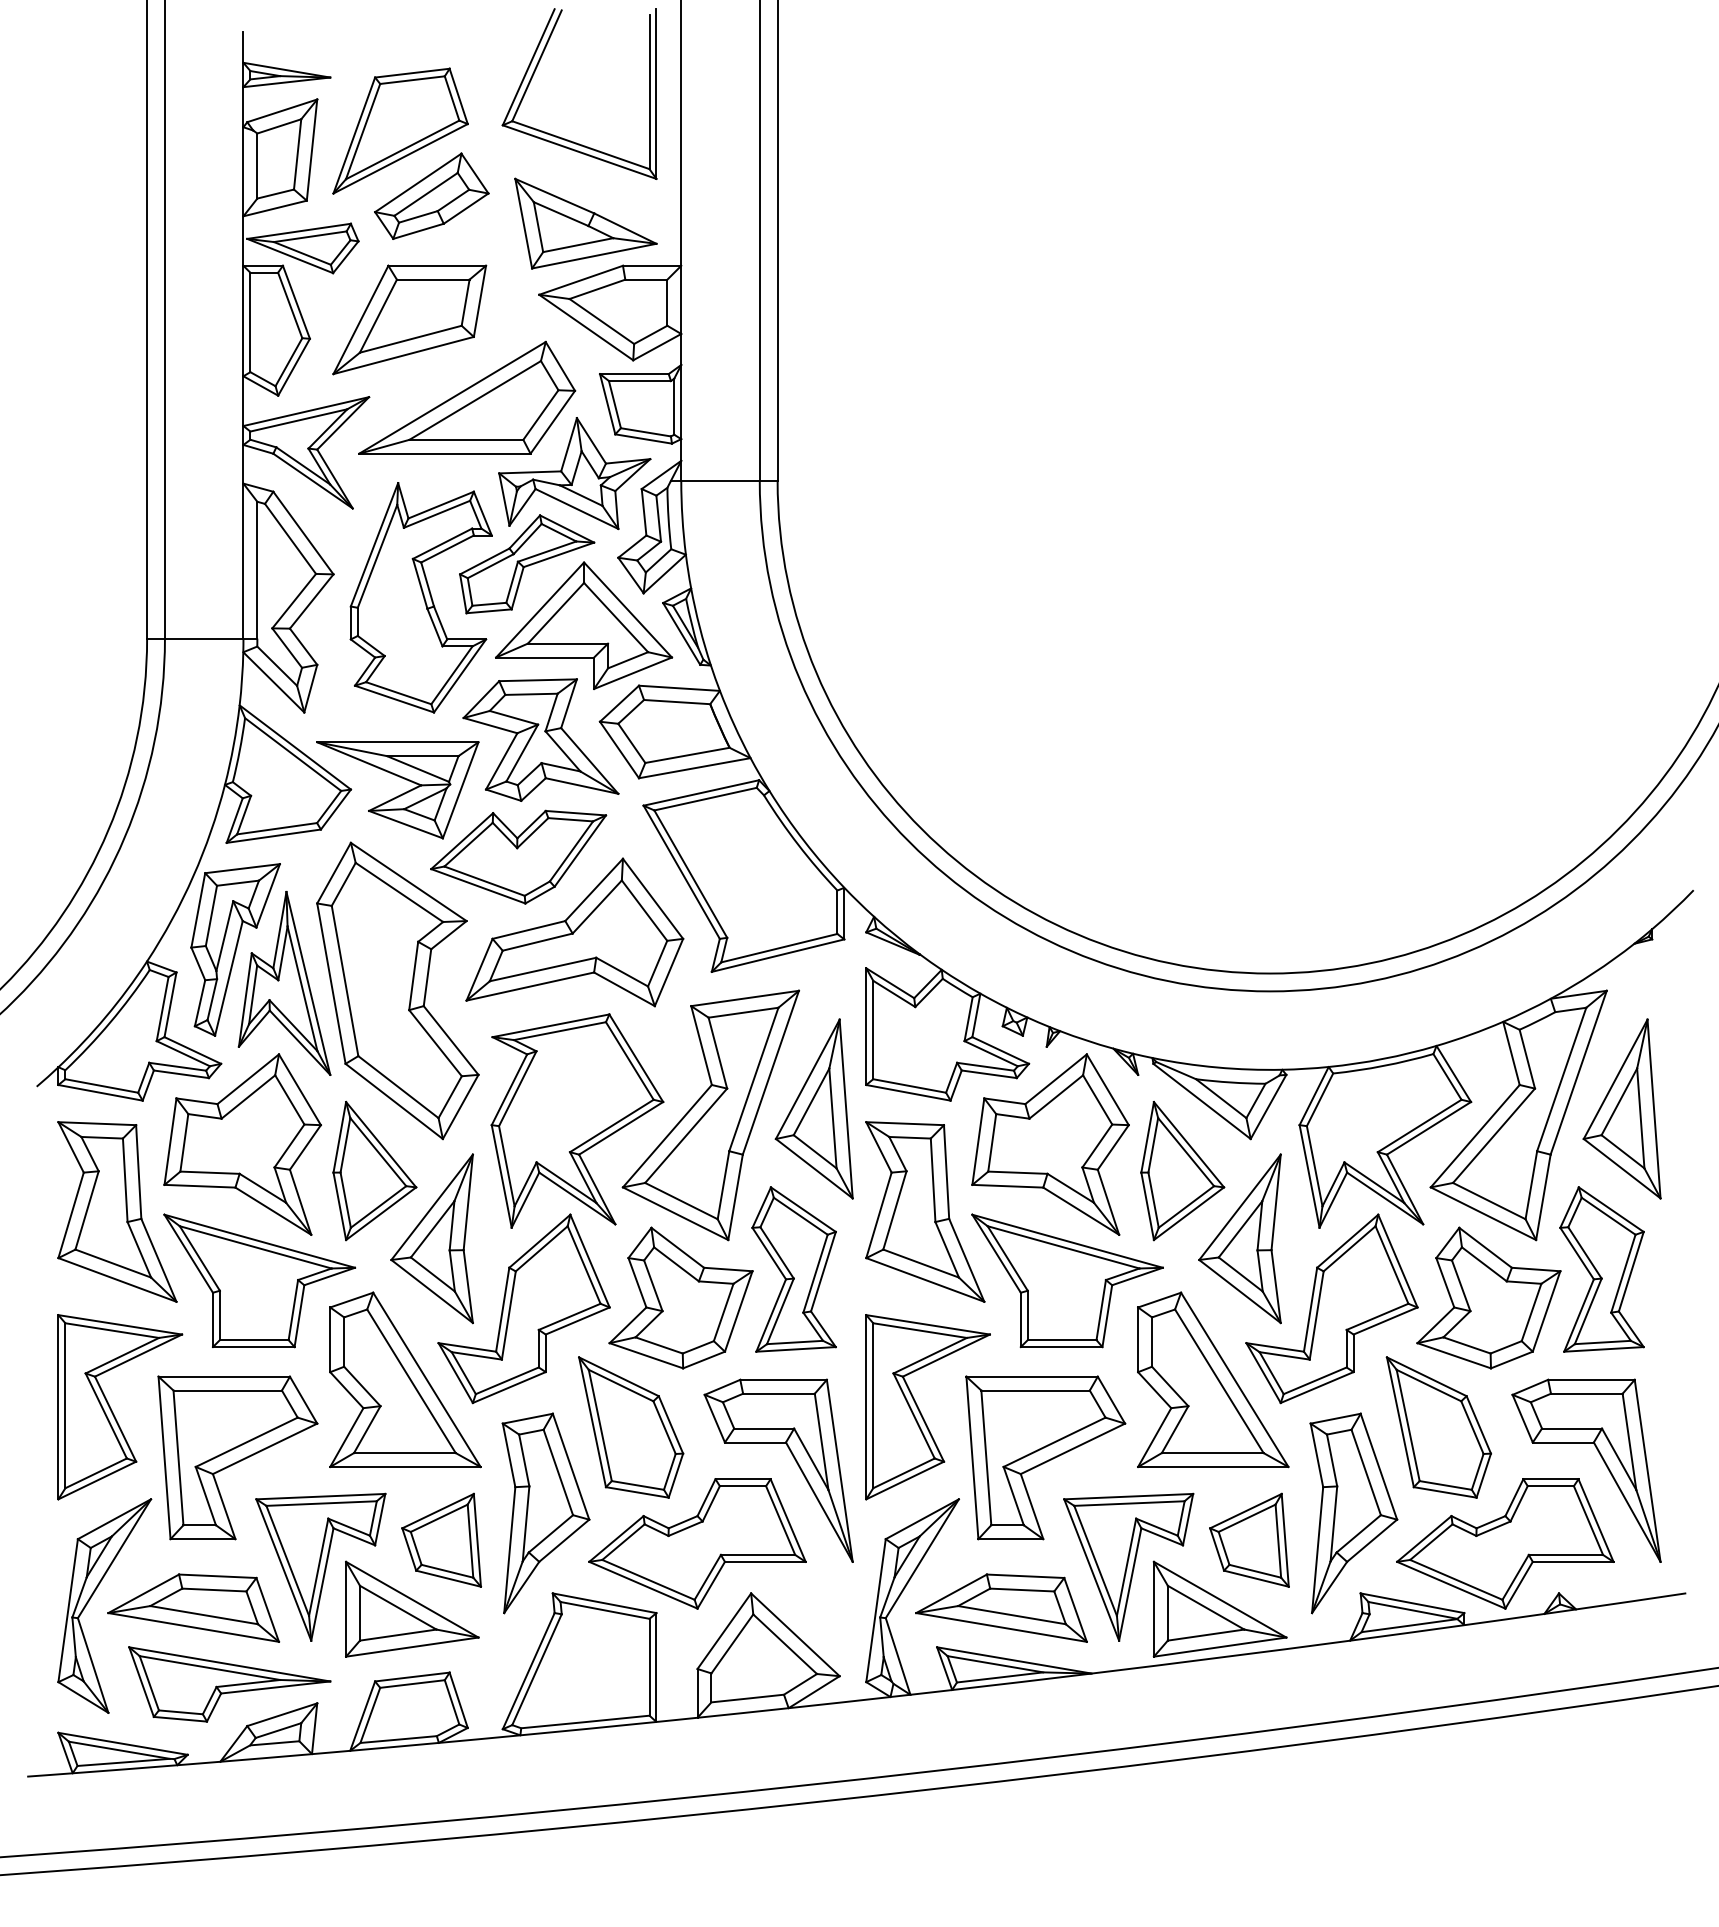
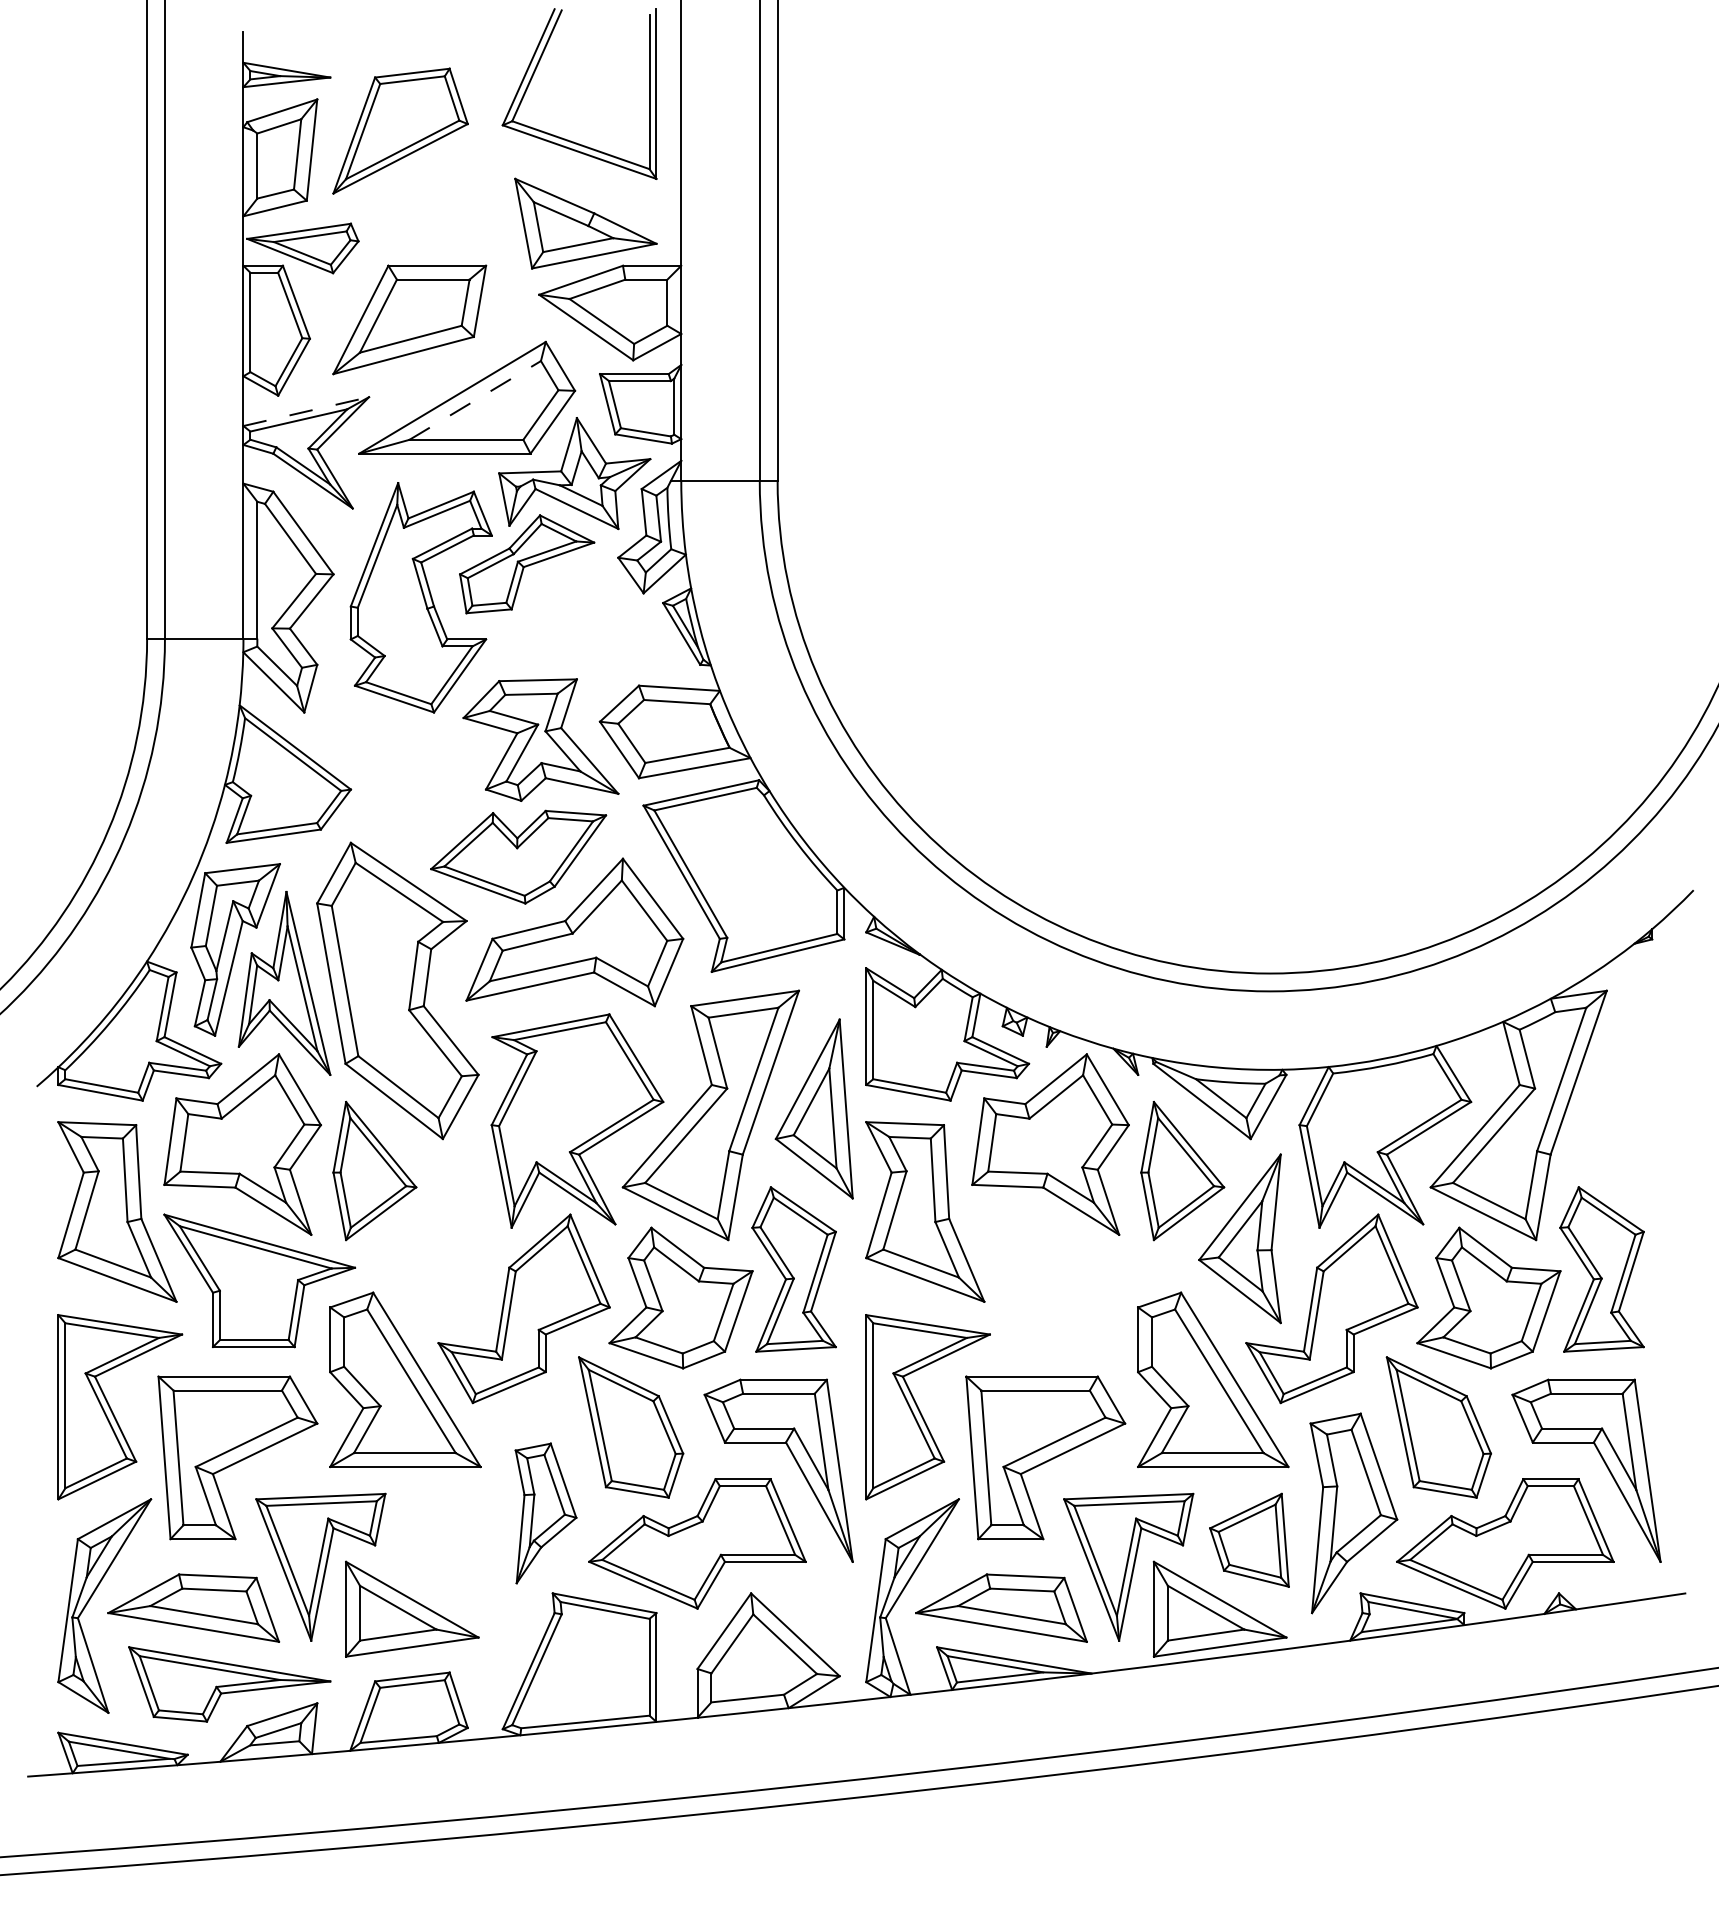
part: present -> none (431, 195)
line: solid -> dashed (475, 400)
line: solid -> dashed (306, 411)
part: present -> none (584, 625)
part: present -> none (397, 790)
part: present -> none (1621, 1108)
part: present -> none (431, 1238)
part: present -> none (1067, 1280)
part size: 90x203 px -> 64x143 px (545, 1513)
part: present -> none (441, 1539)
